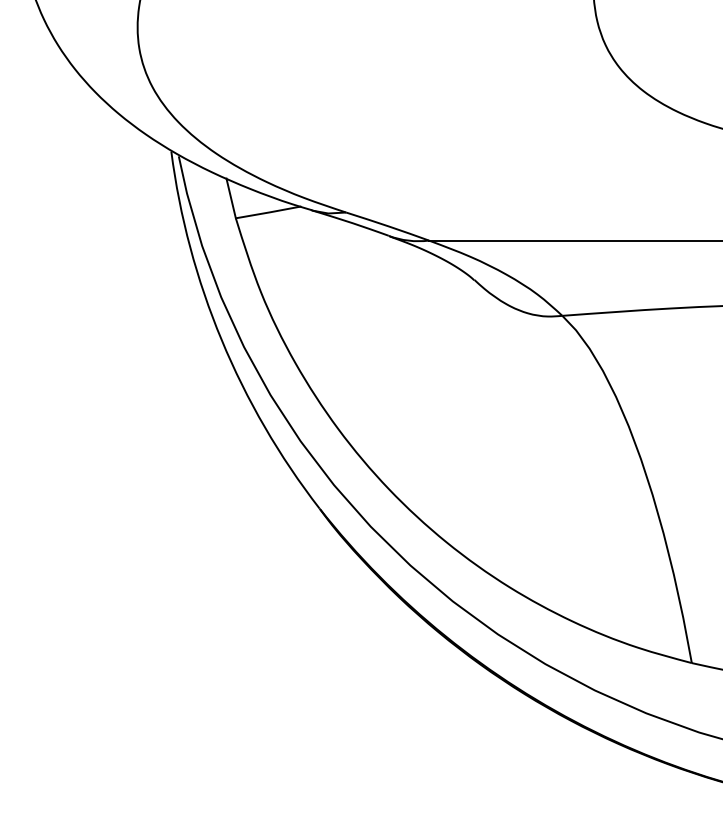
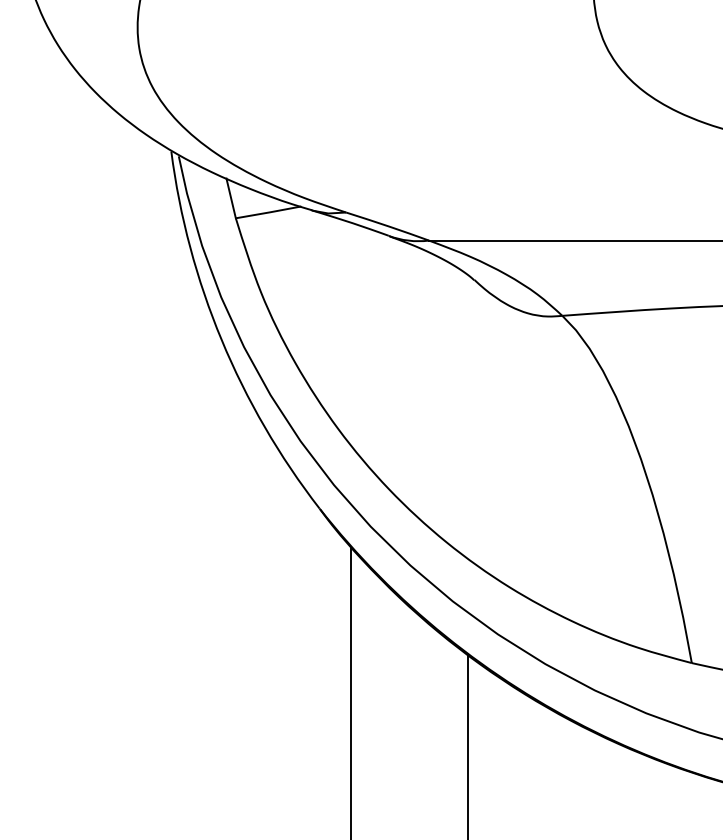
line: none -> present (351, 692)
line: none -> present (467, 746)
